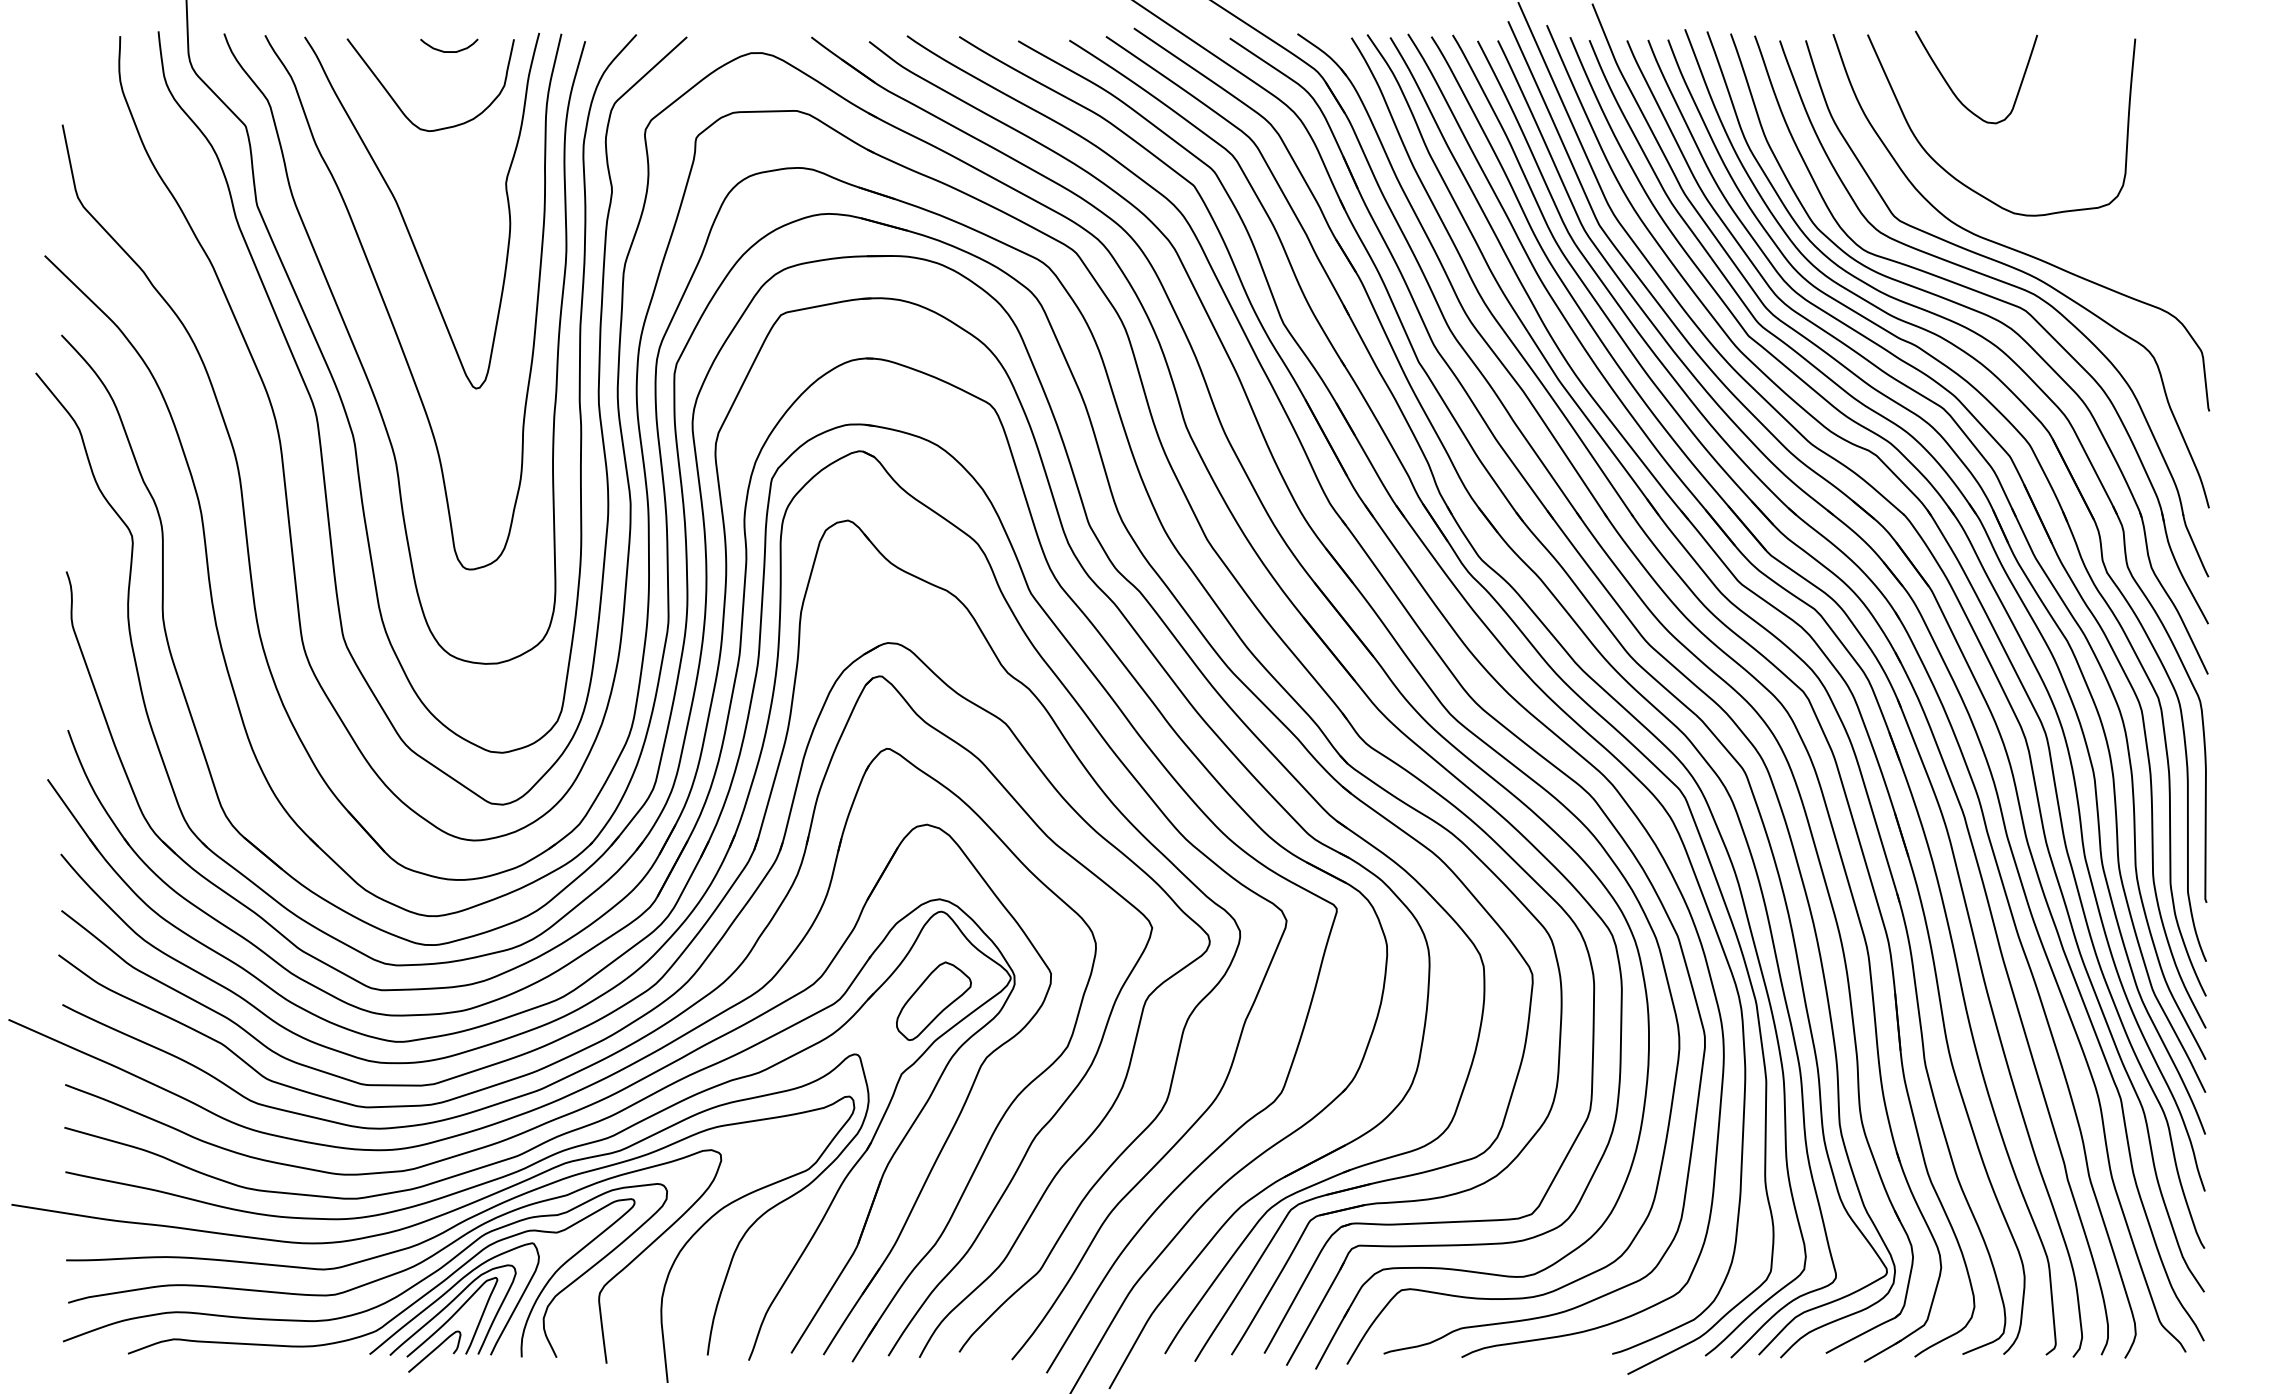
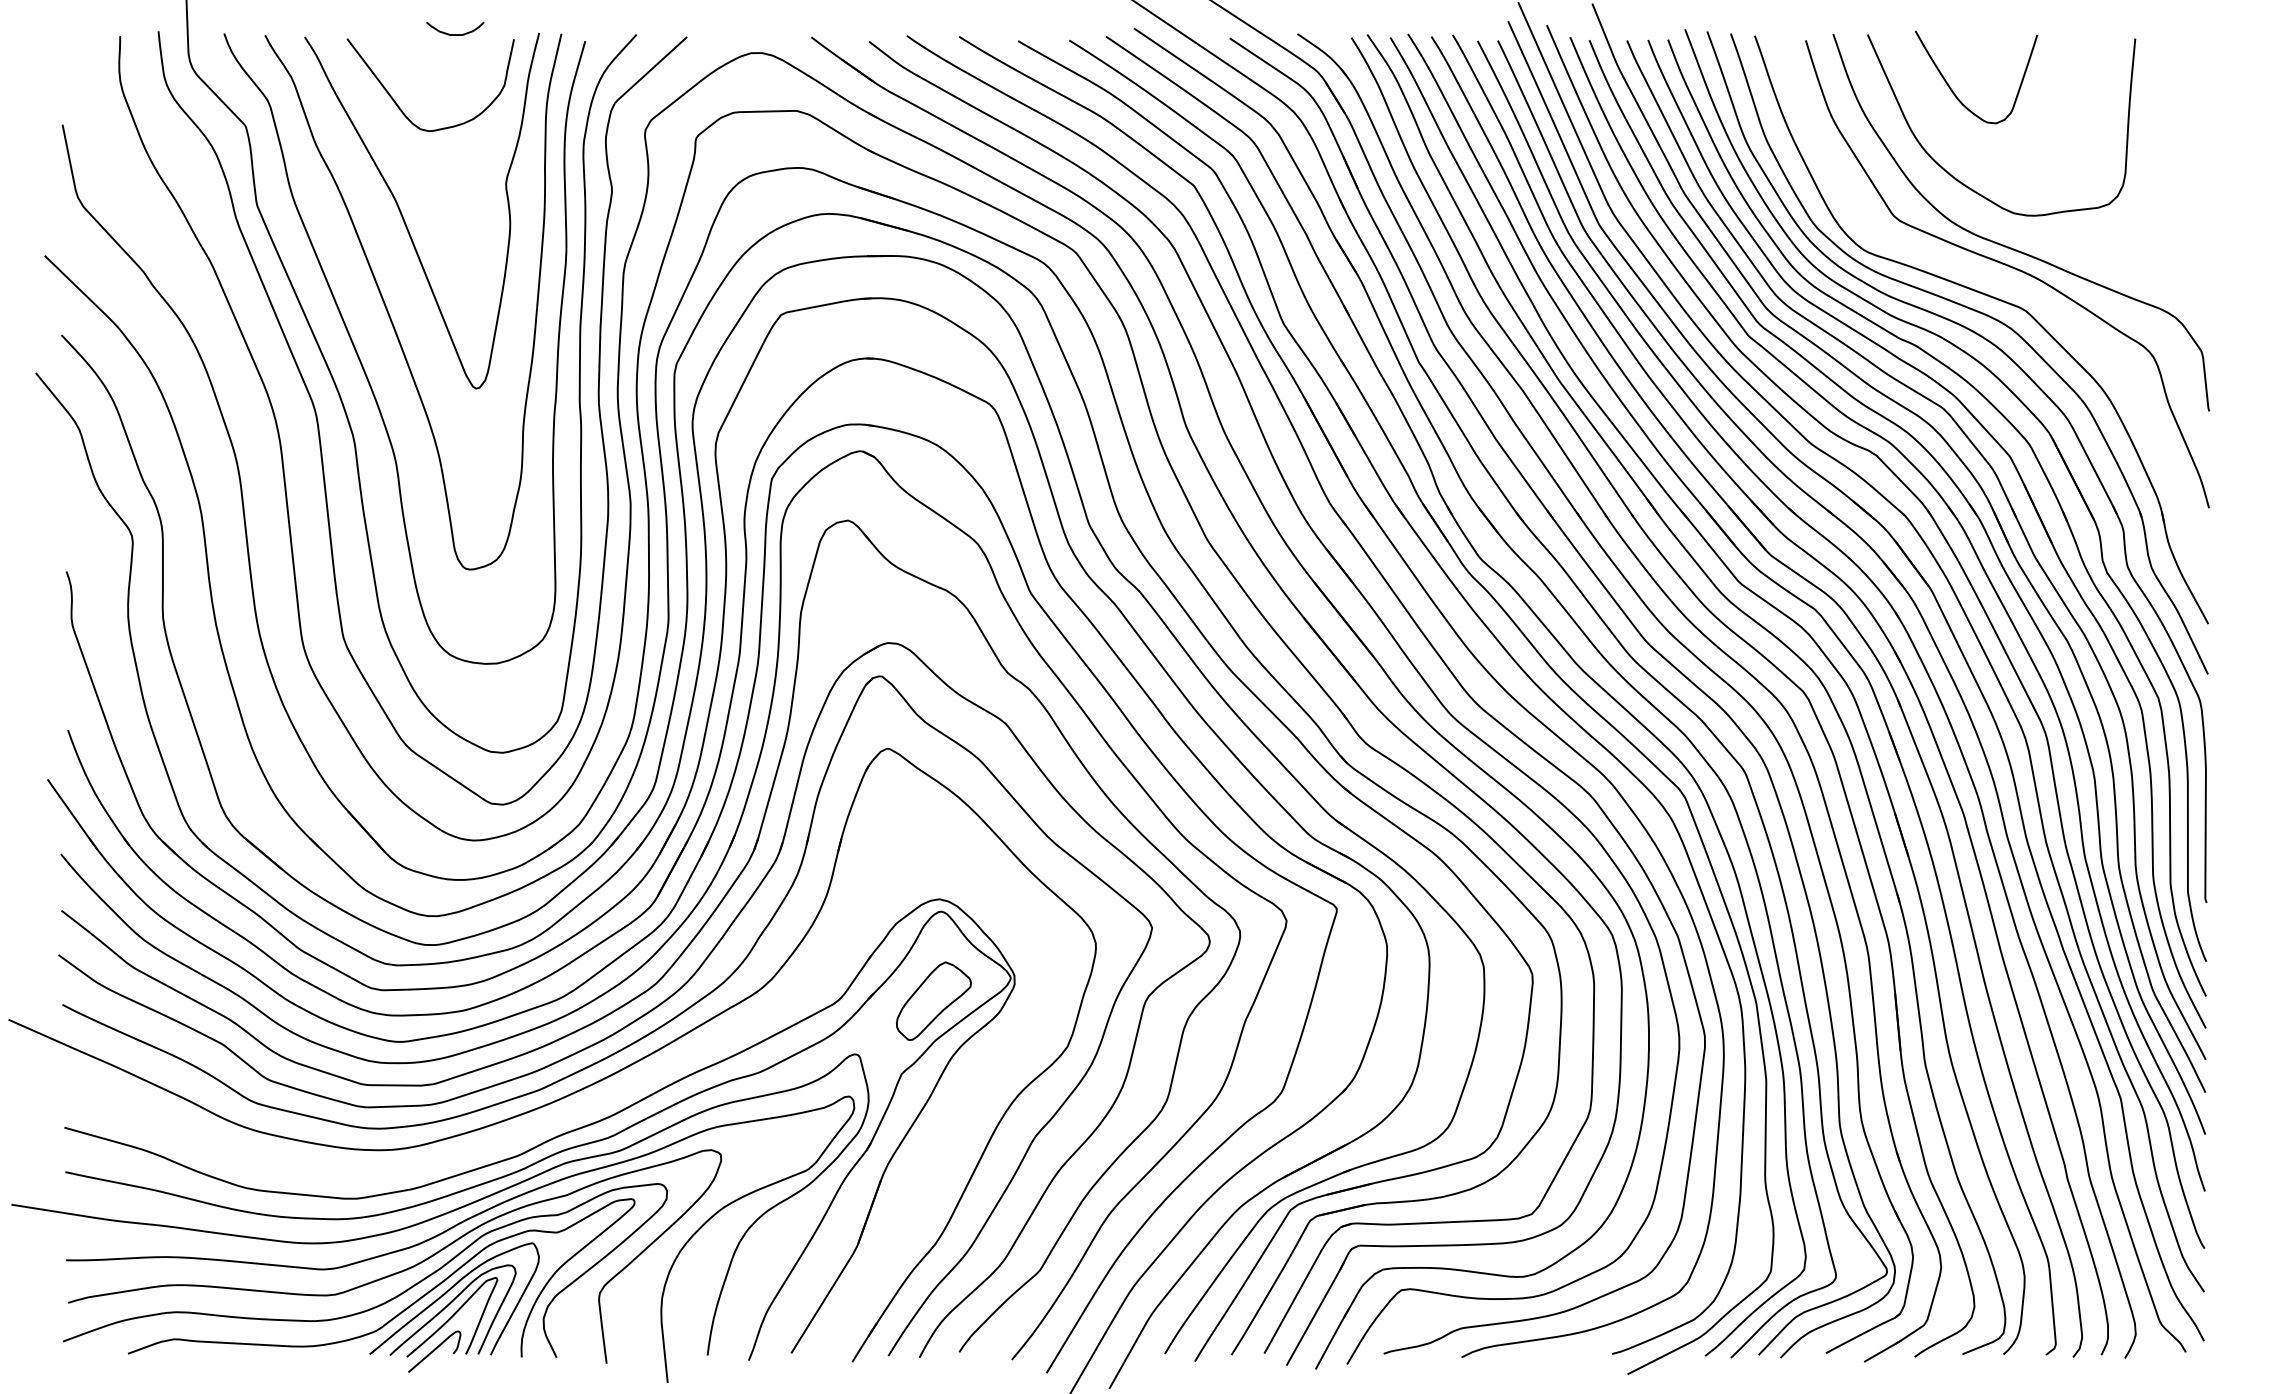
curve position: (449, 51) -> (455, 34) (455, 34)
part: present -> none (2006, 284)
part: present -> none (569, 1112)
